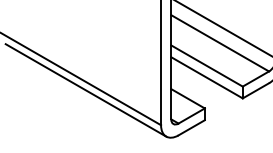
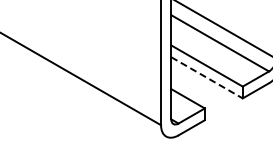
line: solid -> dashed (207, 78)
line: present -> none (85, 90)
